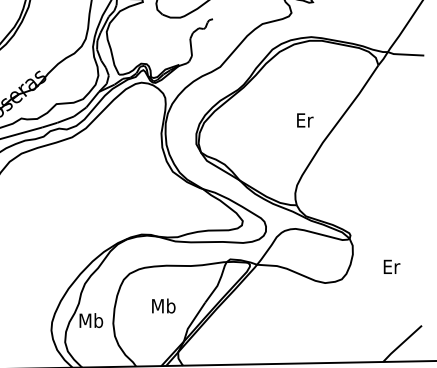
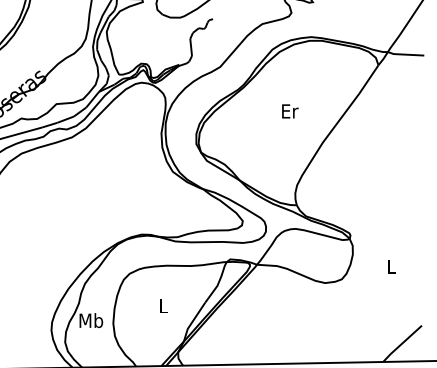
text position: (305, 120) -> (290, 111) (290, 111)
text: Er -> L (391, 266)
text: Mb -> L (163, 305)
